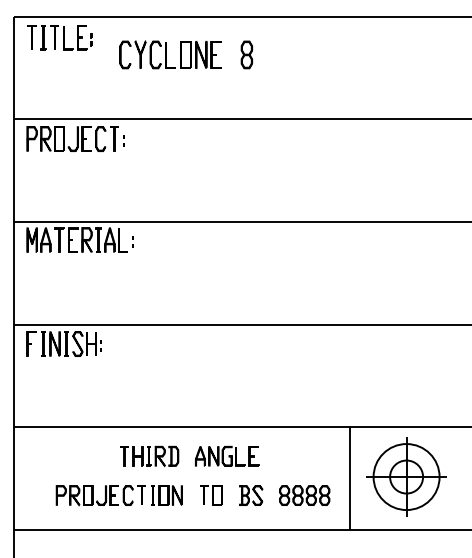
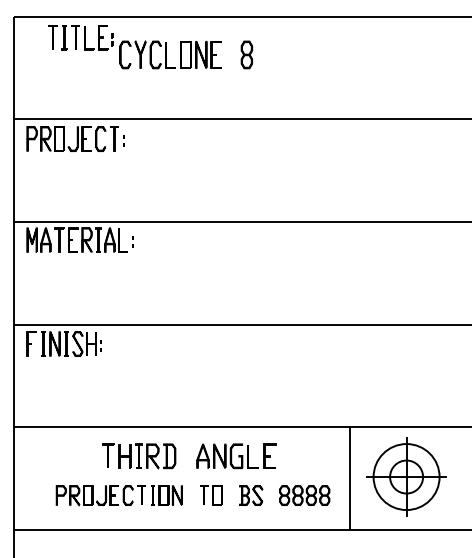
part position: (59, 37) -> (80, 37) (80, 37)
part size: 140x23 px -> 175x27 px (189, 456)
